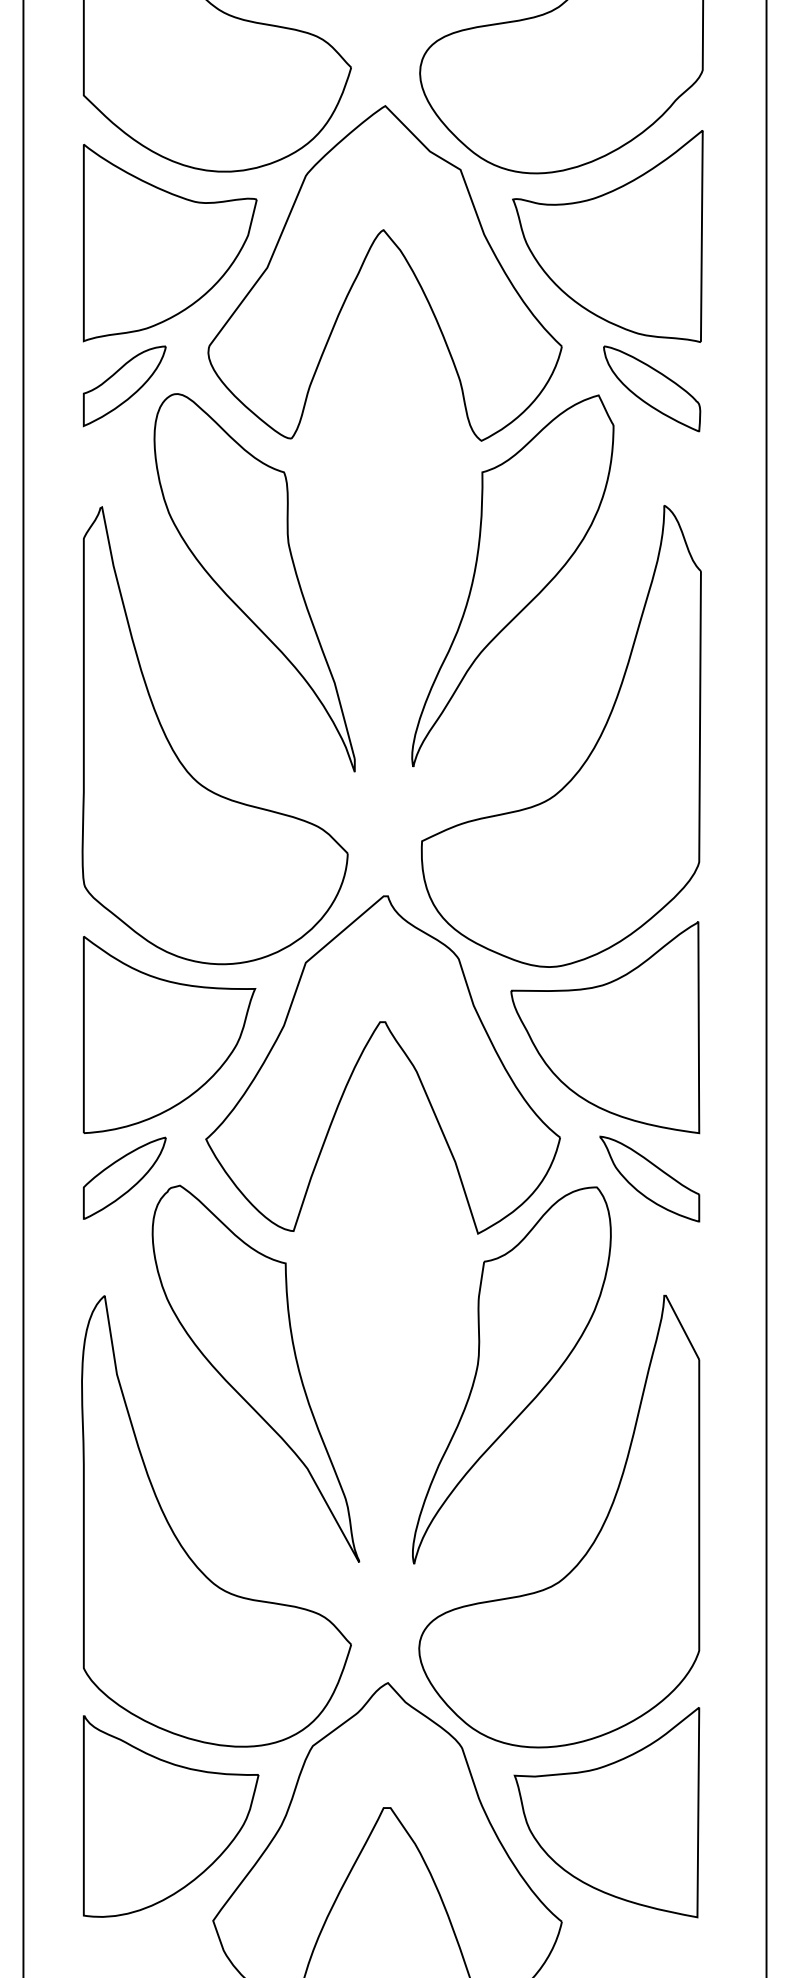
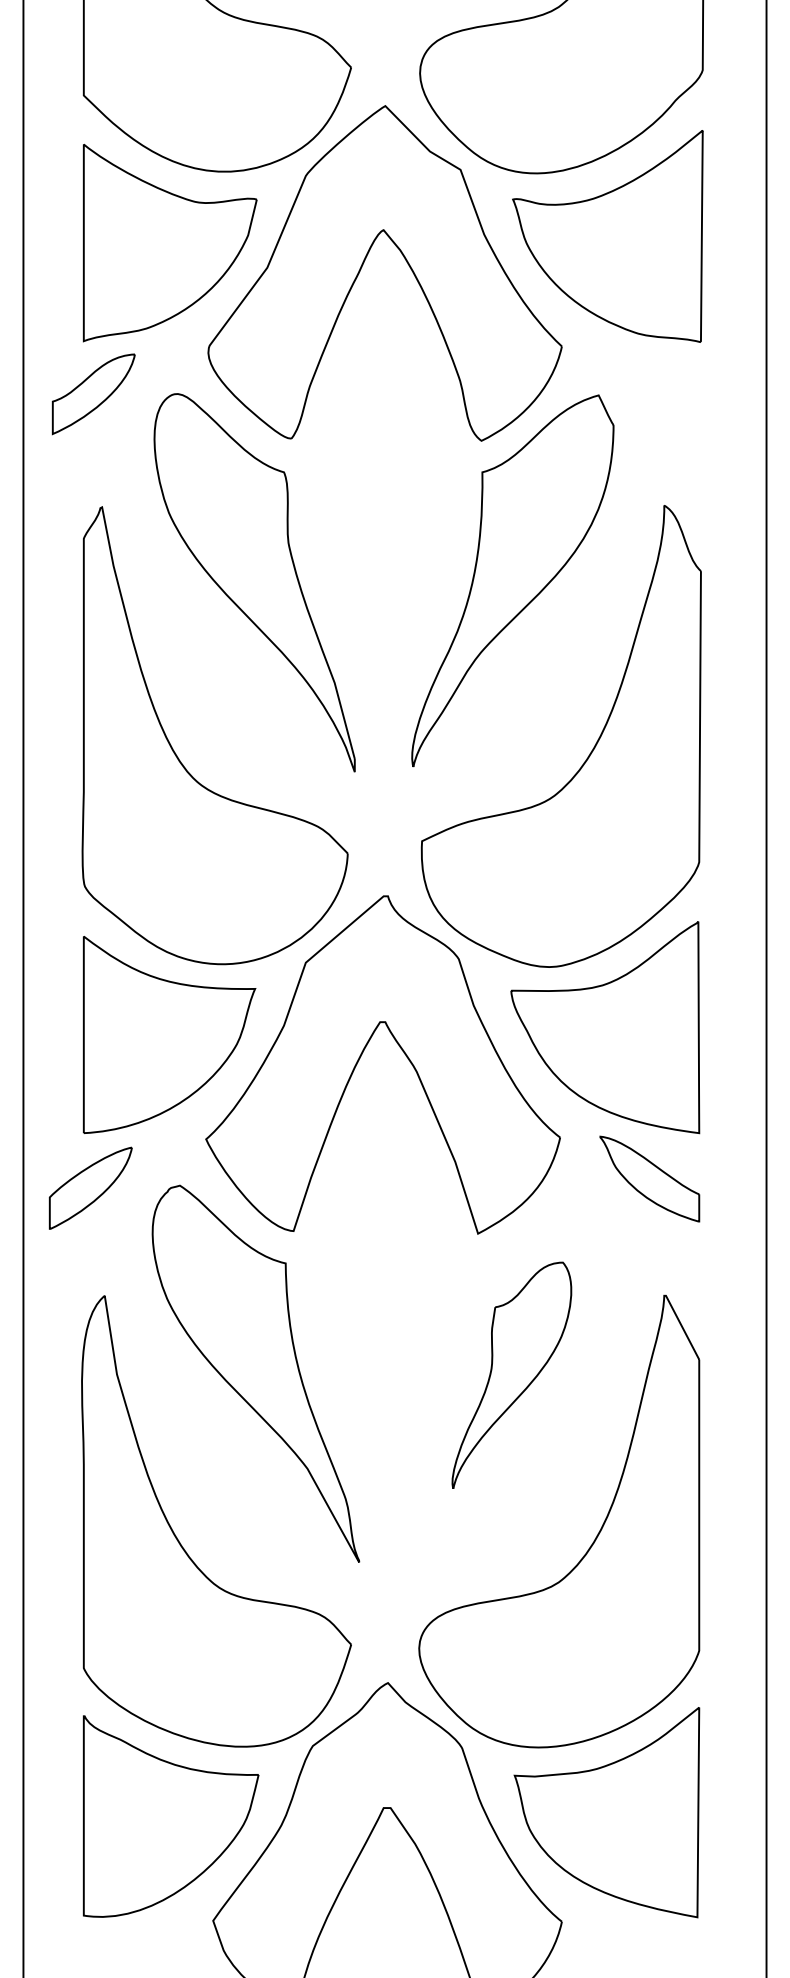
part position: (124, 386) -> (93, 394) (93, 394)
part: present -> none (652, 388)
part position: (124, 1177) -> (90, 1187) (90, 1187)
part size: 200x379 px -> 122x228 px (511, 1374)
